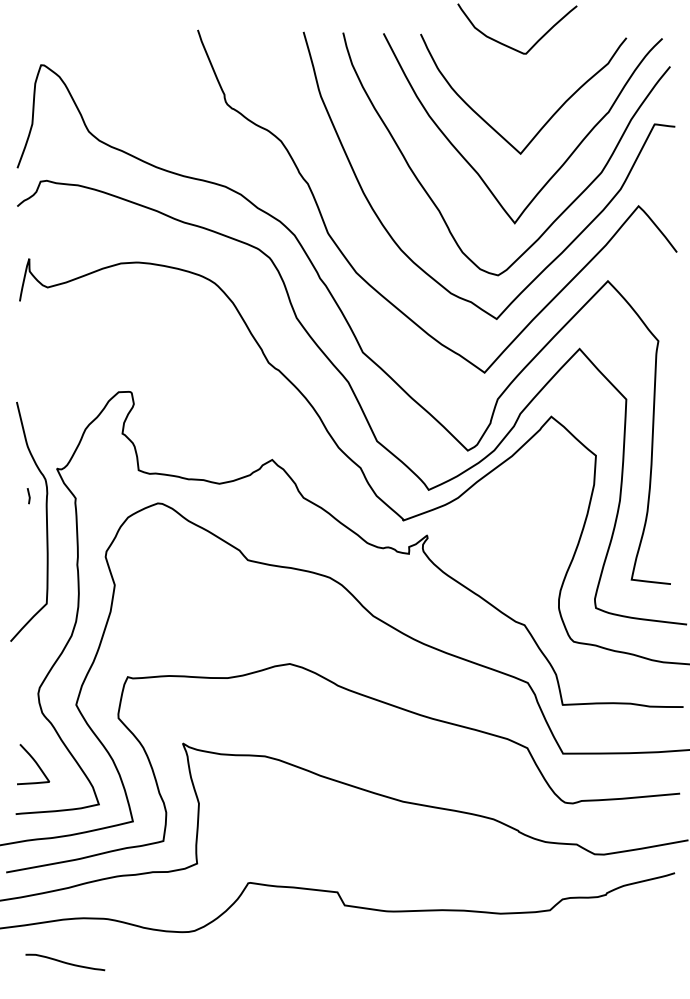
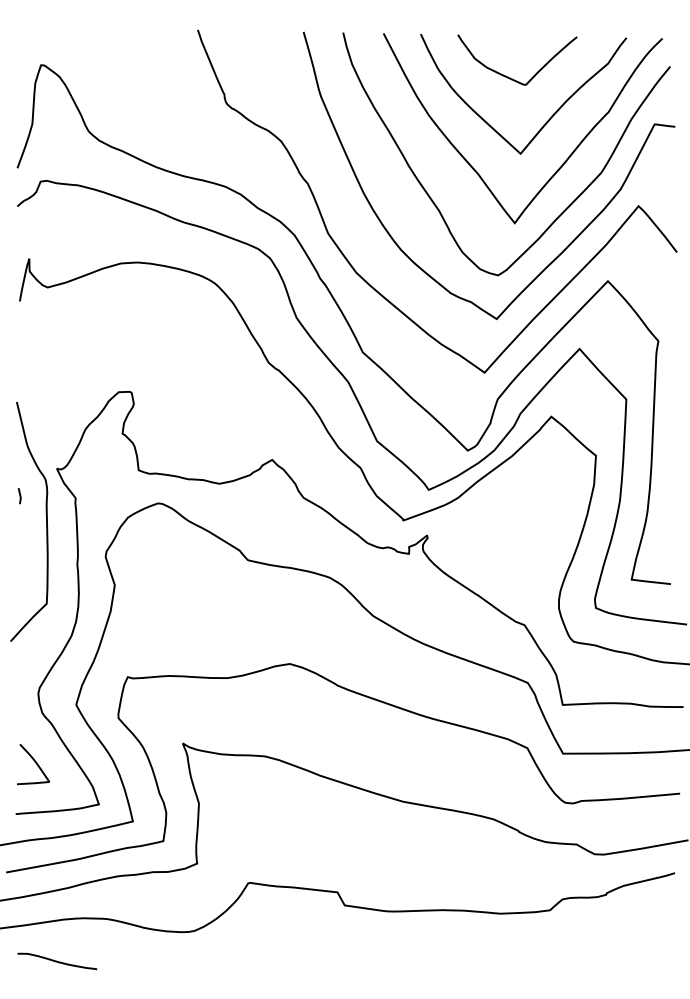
curve position: (508, 45) -> (508, 76) (508, 76)
line position: (28, 496) -> (19, 496) (19, 496)
curve position: (65, 962) -> (57, 961) (57, 961)
